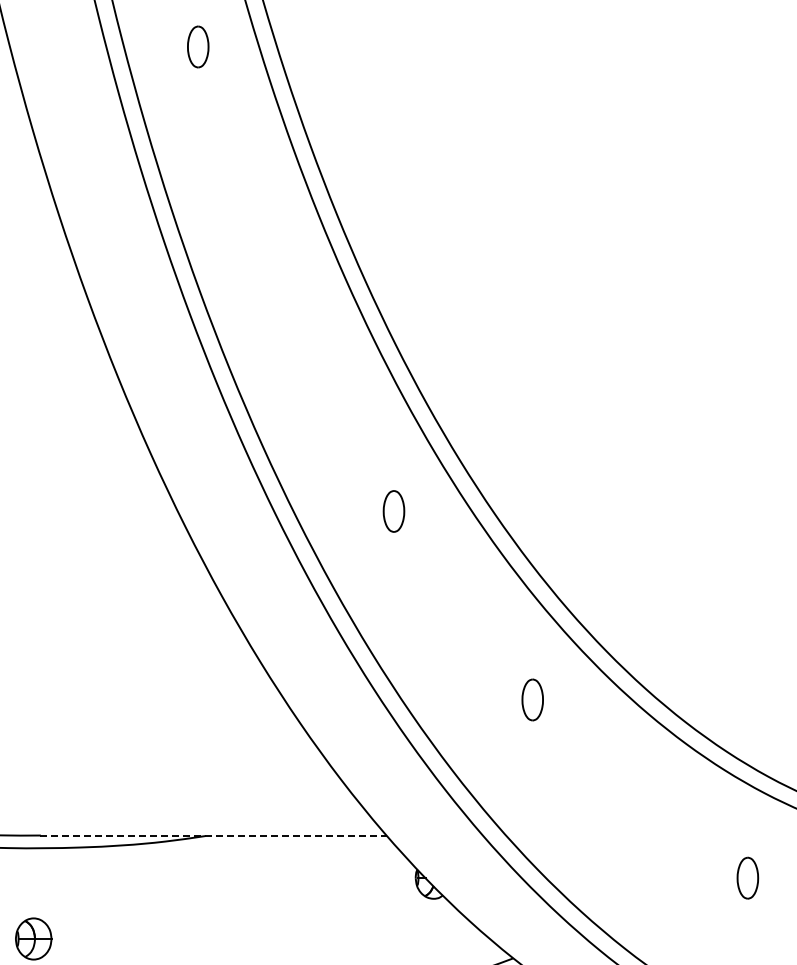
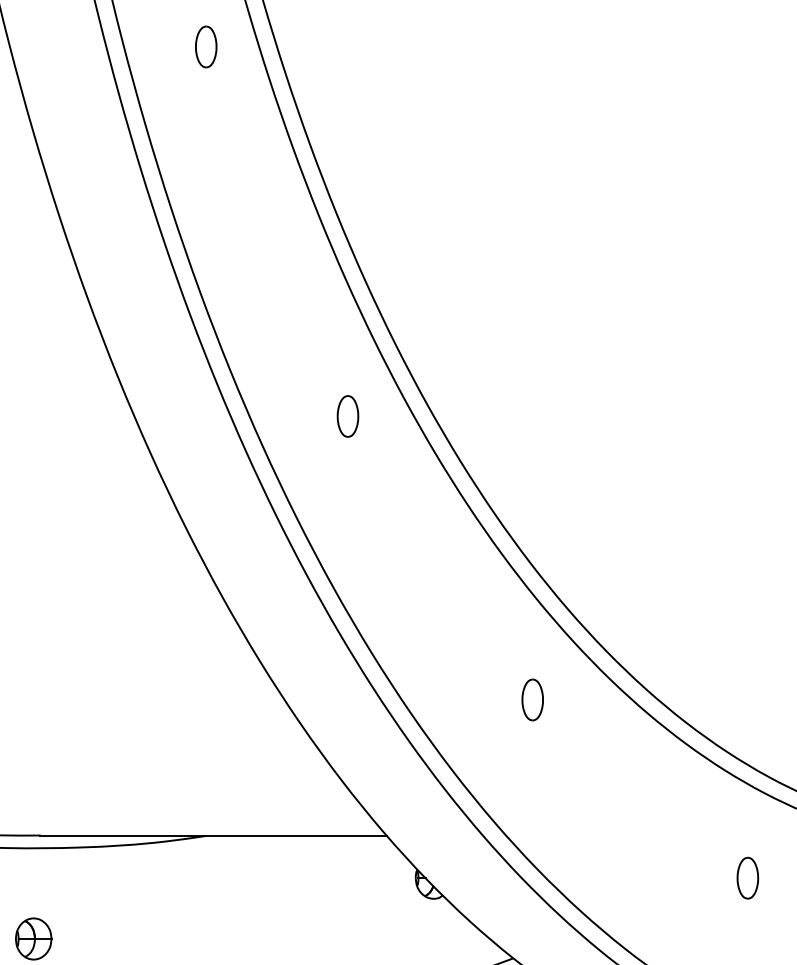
part position: (198, 46) -> (206, 46) (206, 46)
part position: (393, 511) -> (347, 416) (347, 416)
line: dashed -> solid (214, 836)
